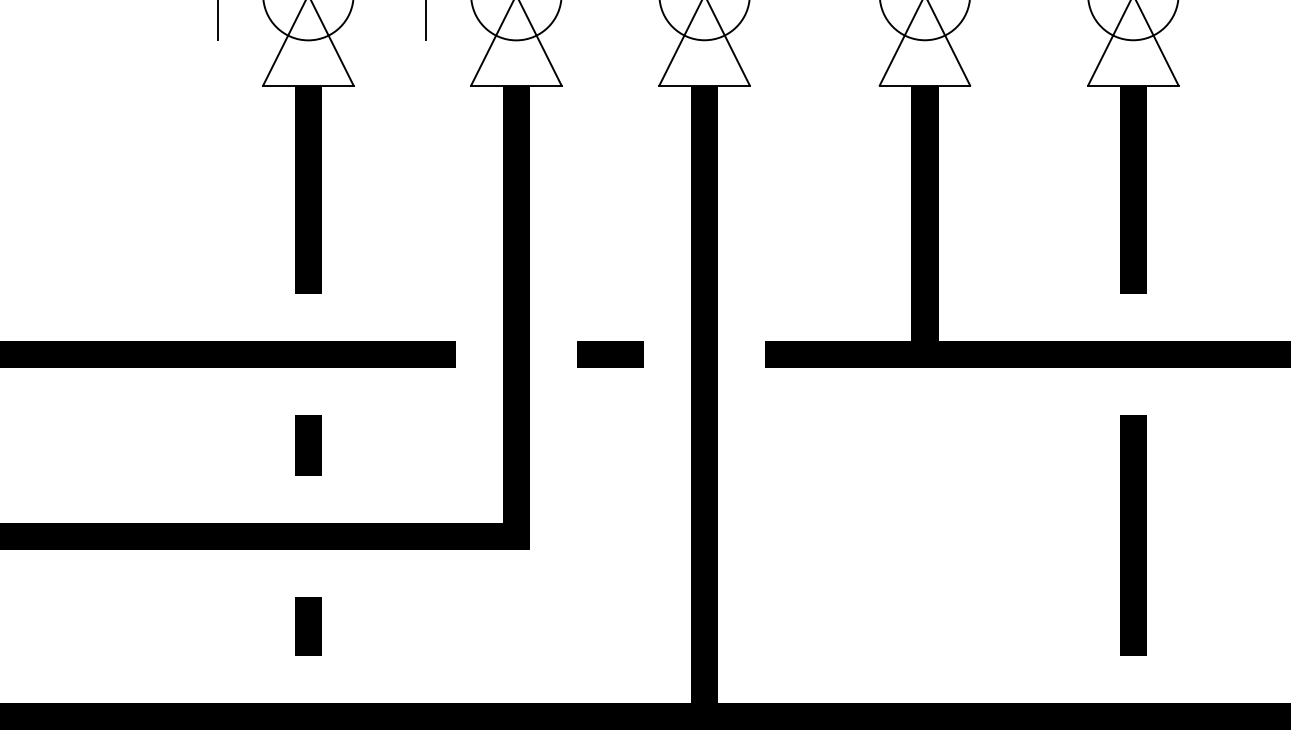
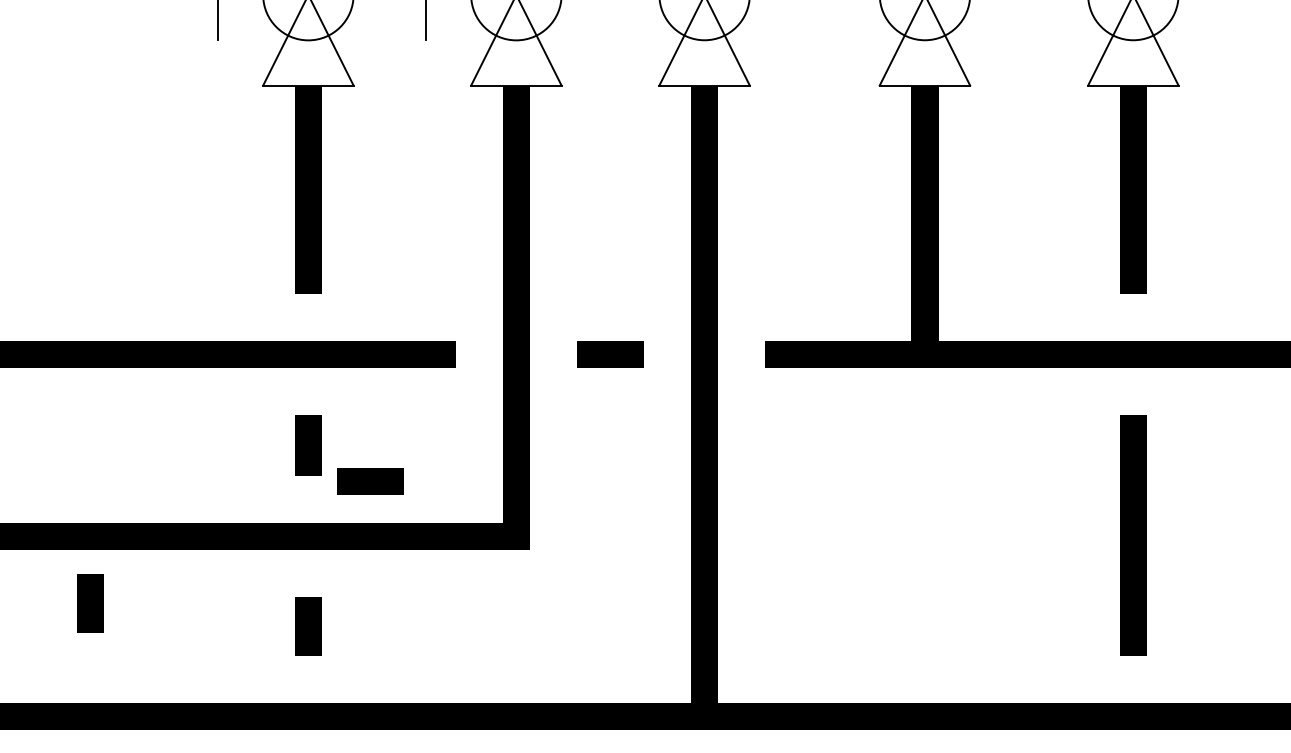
line: none -> present (370, 481)
line: none -> present (90, 603)
